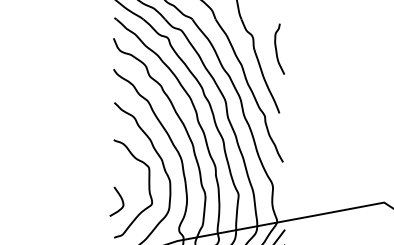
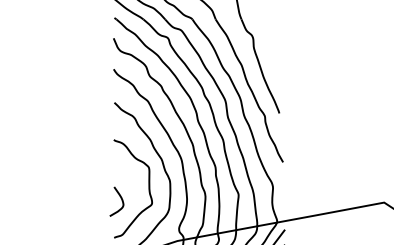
curve: present -> none (277, 50)
